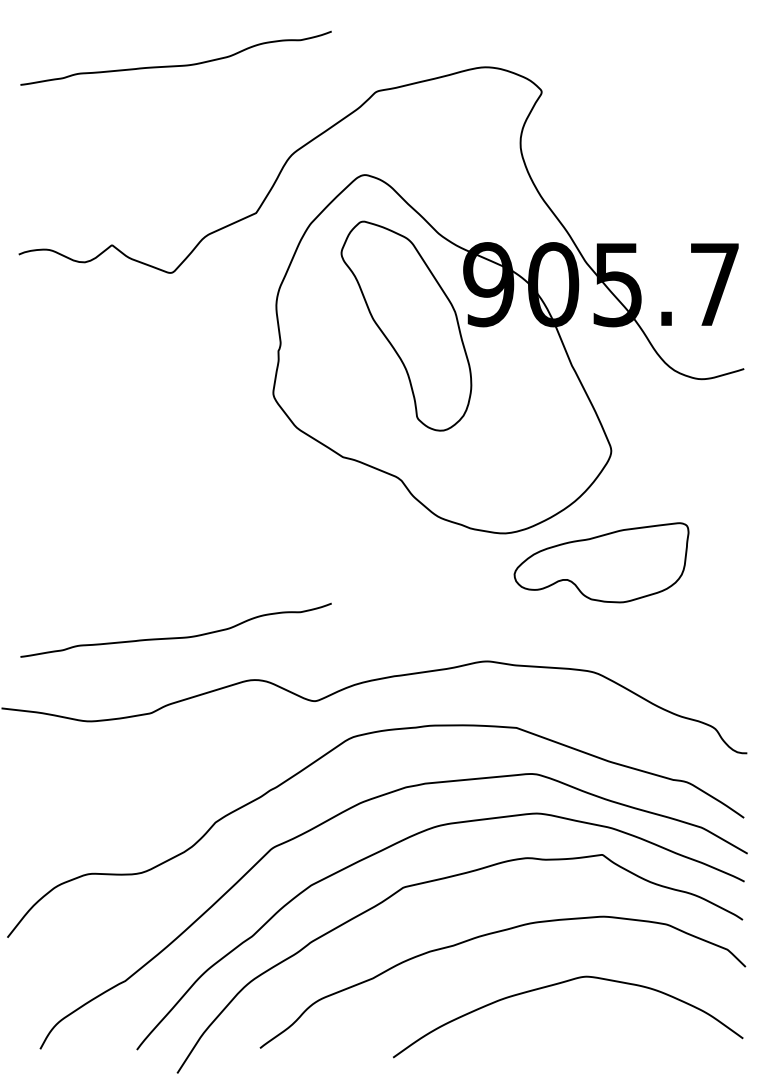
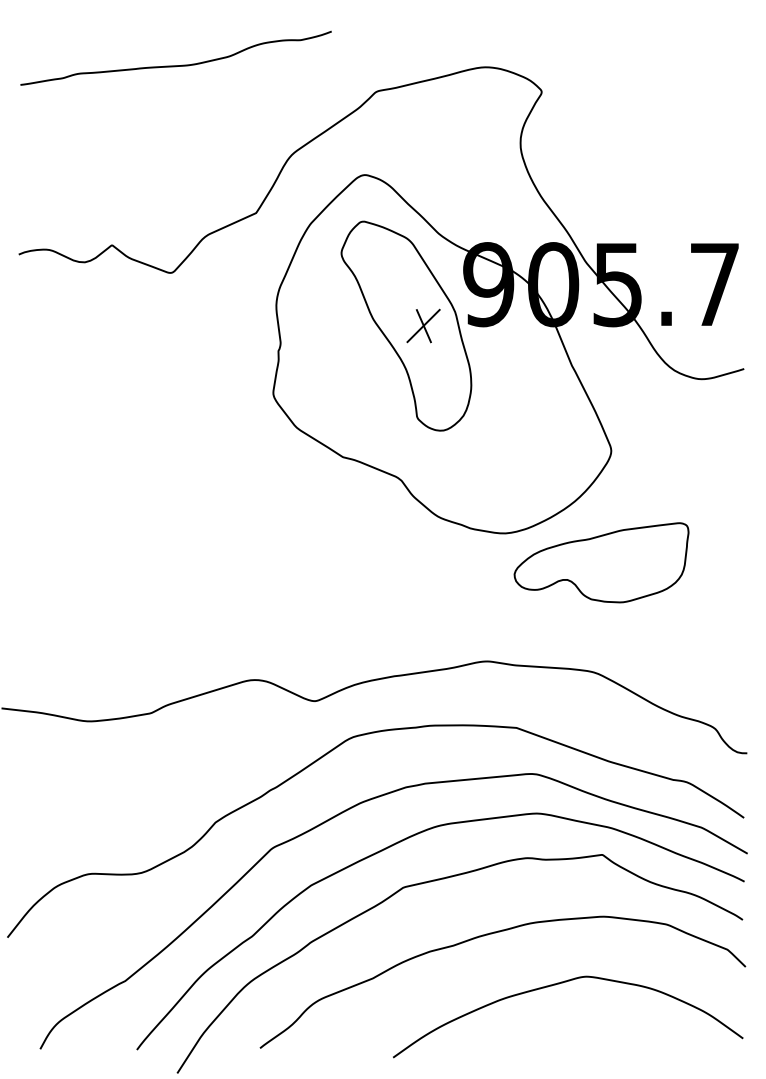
part: none -> present (423, 325)
curve: present -> none (175, 637)
